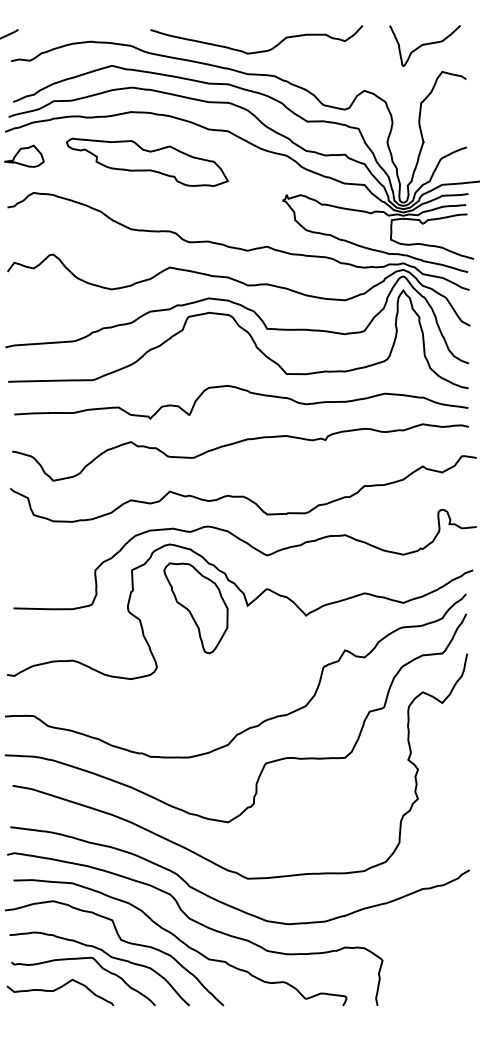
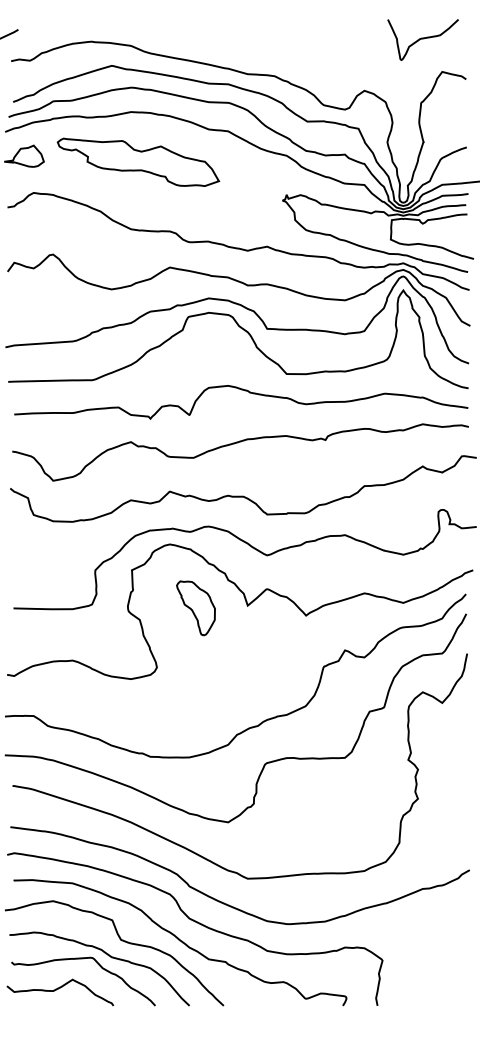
curve position: (424, 45) -> (422, 39) (422, 39)
curve: present -> none (256, 51)
part position: (147, 161) -> (138, 161) (138, 161)
part size: 66x93 px -> 40x57 px (195, 608)
